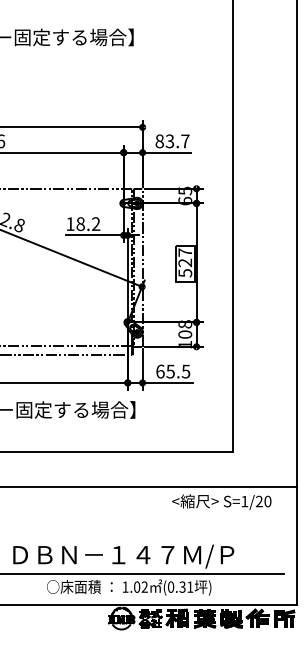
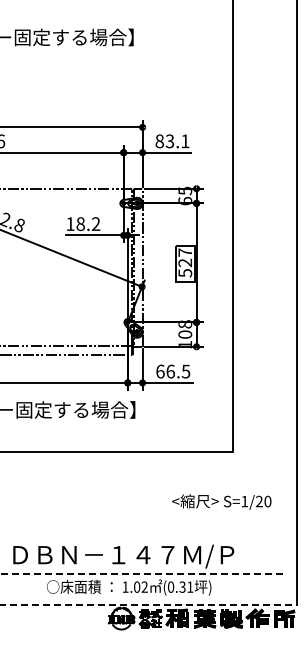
text: 83.7 -> 83.1 (185, 141)
text: 65.5 -> 66.5 (170, 371)
line: present -> none (149, 487)
line: solid -> dashed (142, 573)
line: solid -> dashed (149, 604)
